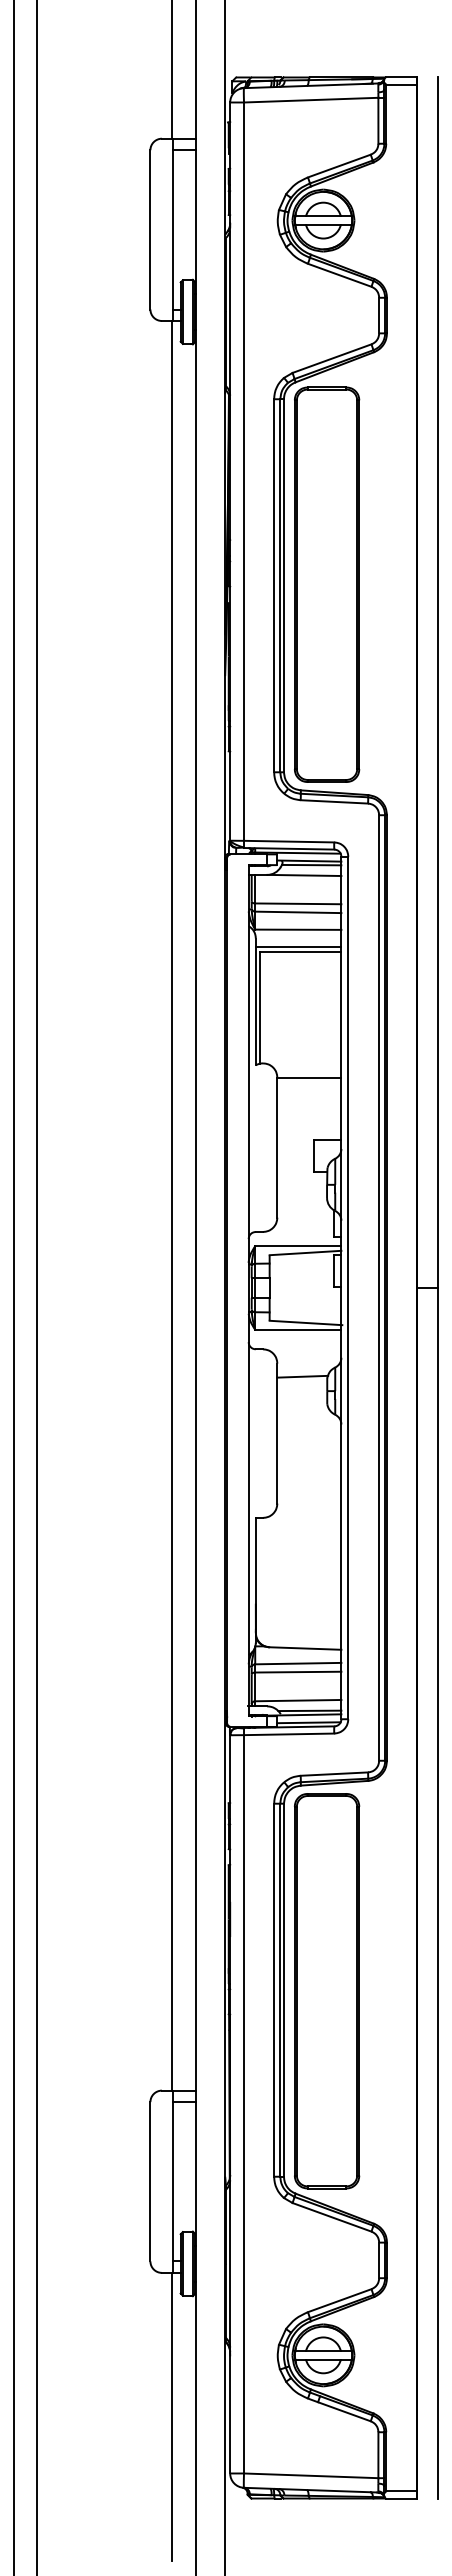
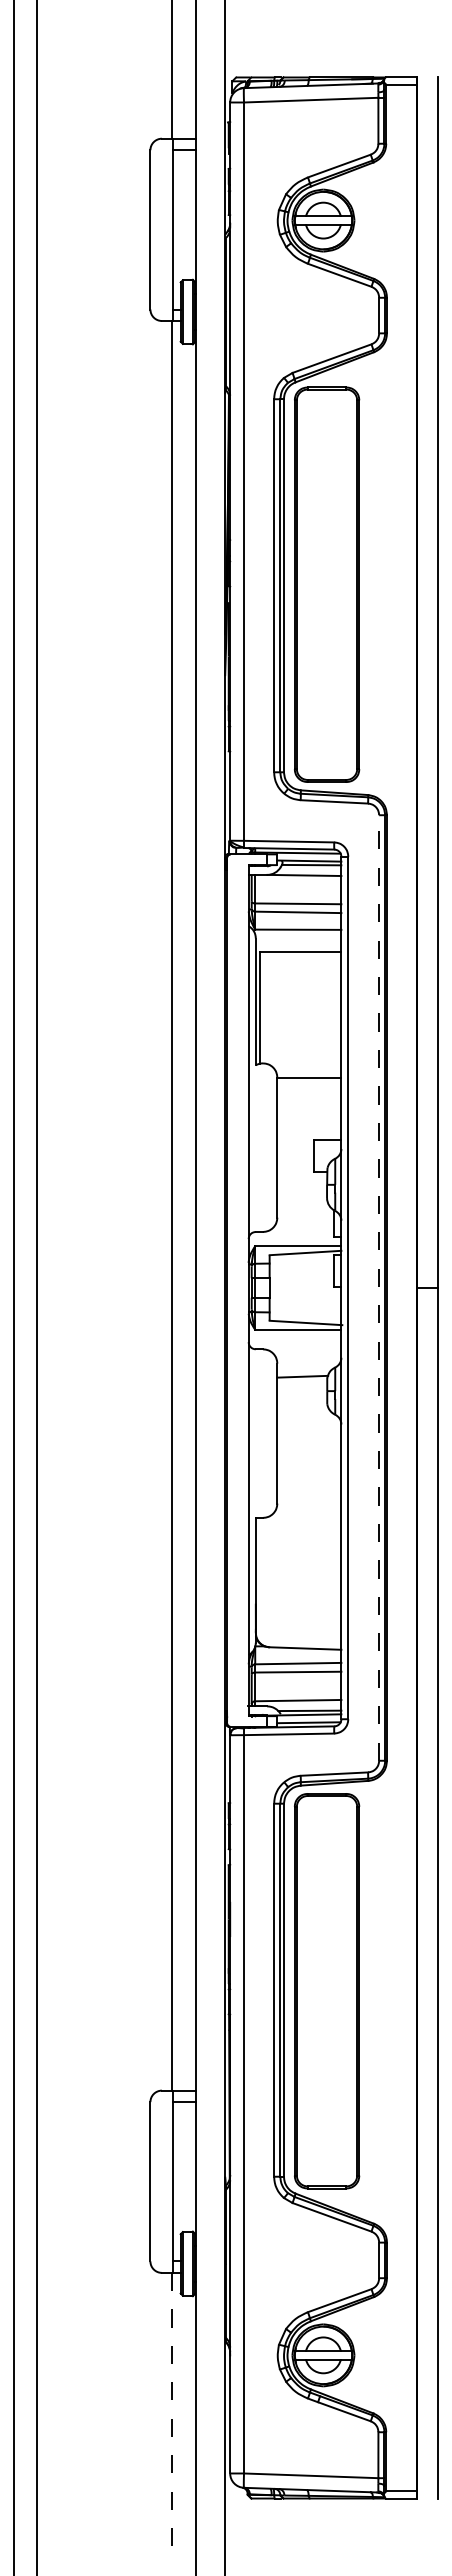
line: present -> none (298, 947)
line: solid -> dashed (379, 1288)
line: solid -> dashed (172, 2416)
